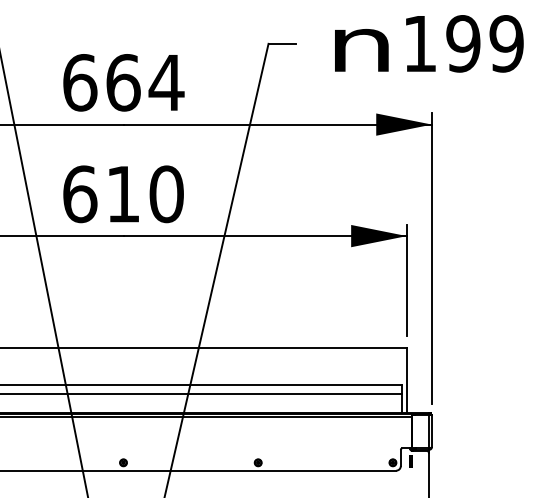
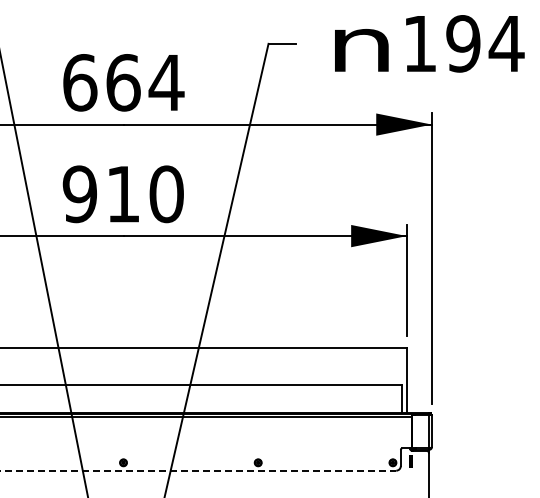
text: 199 -> 194 (506, 43)
text: 610 -> 910 (79, 194)
line: present -> none (202, 394)
line: solid -> dashed (198, 470)
